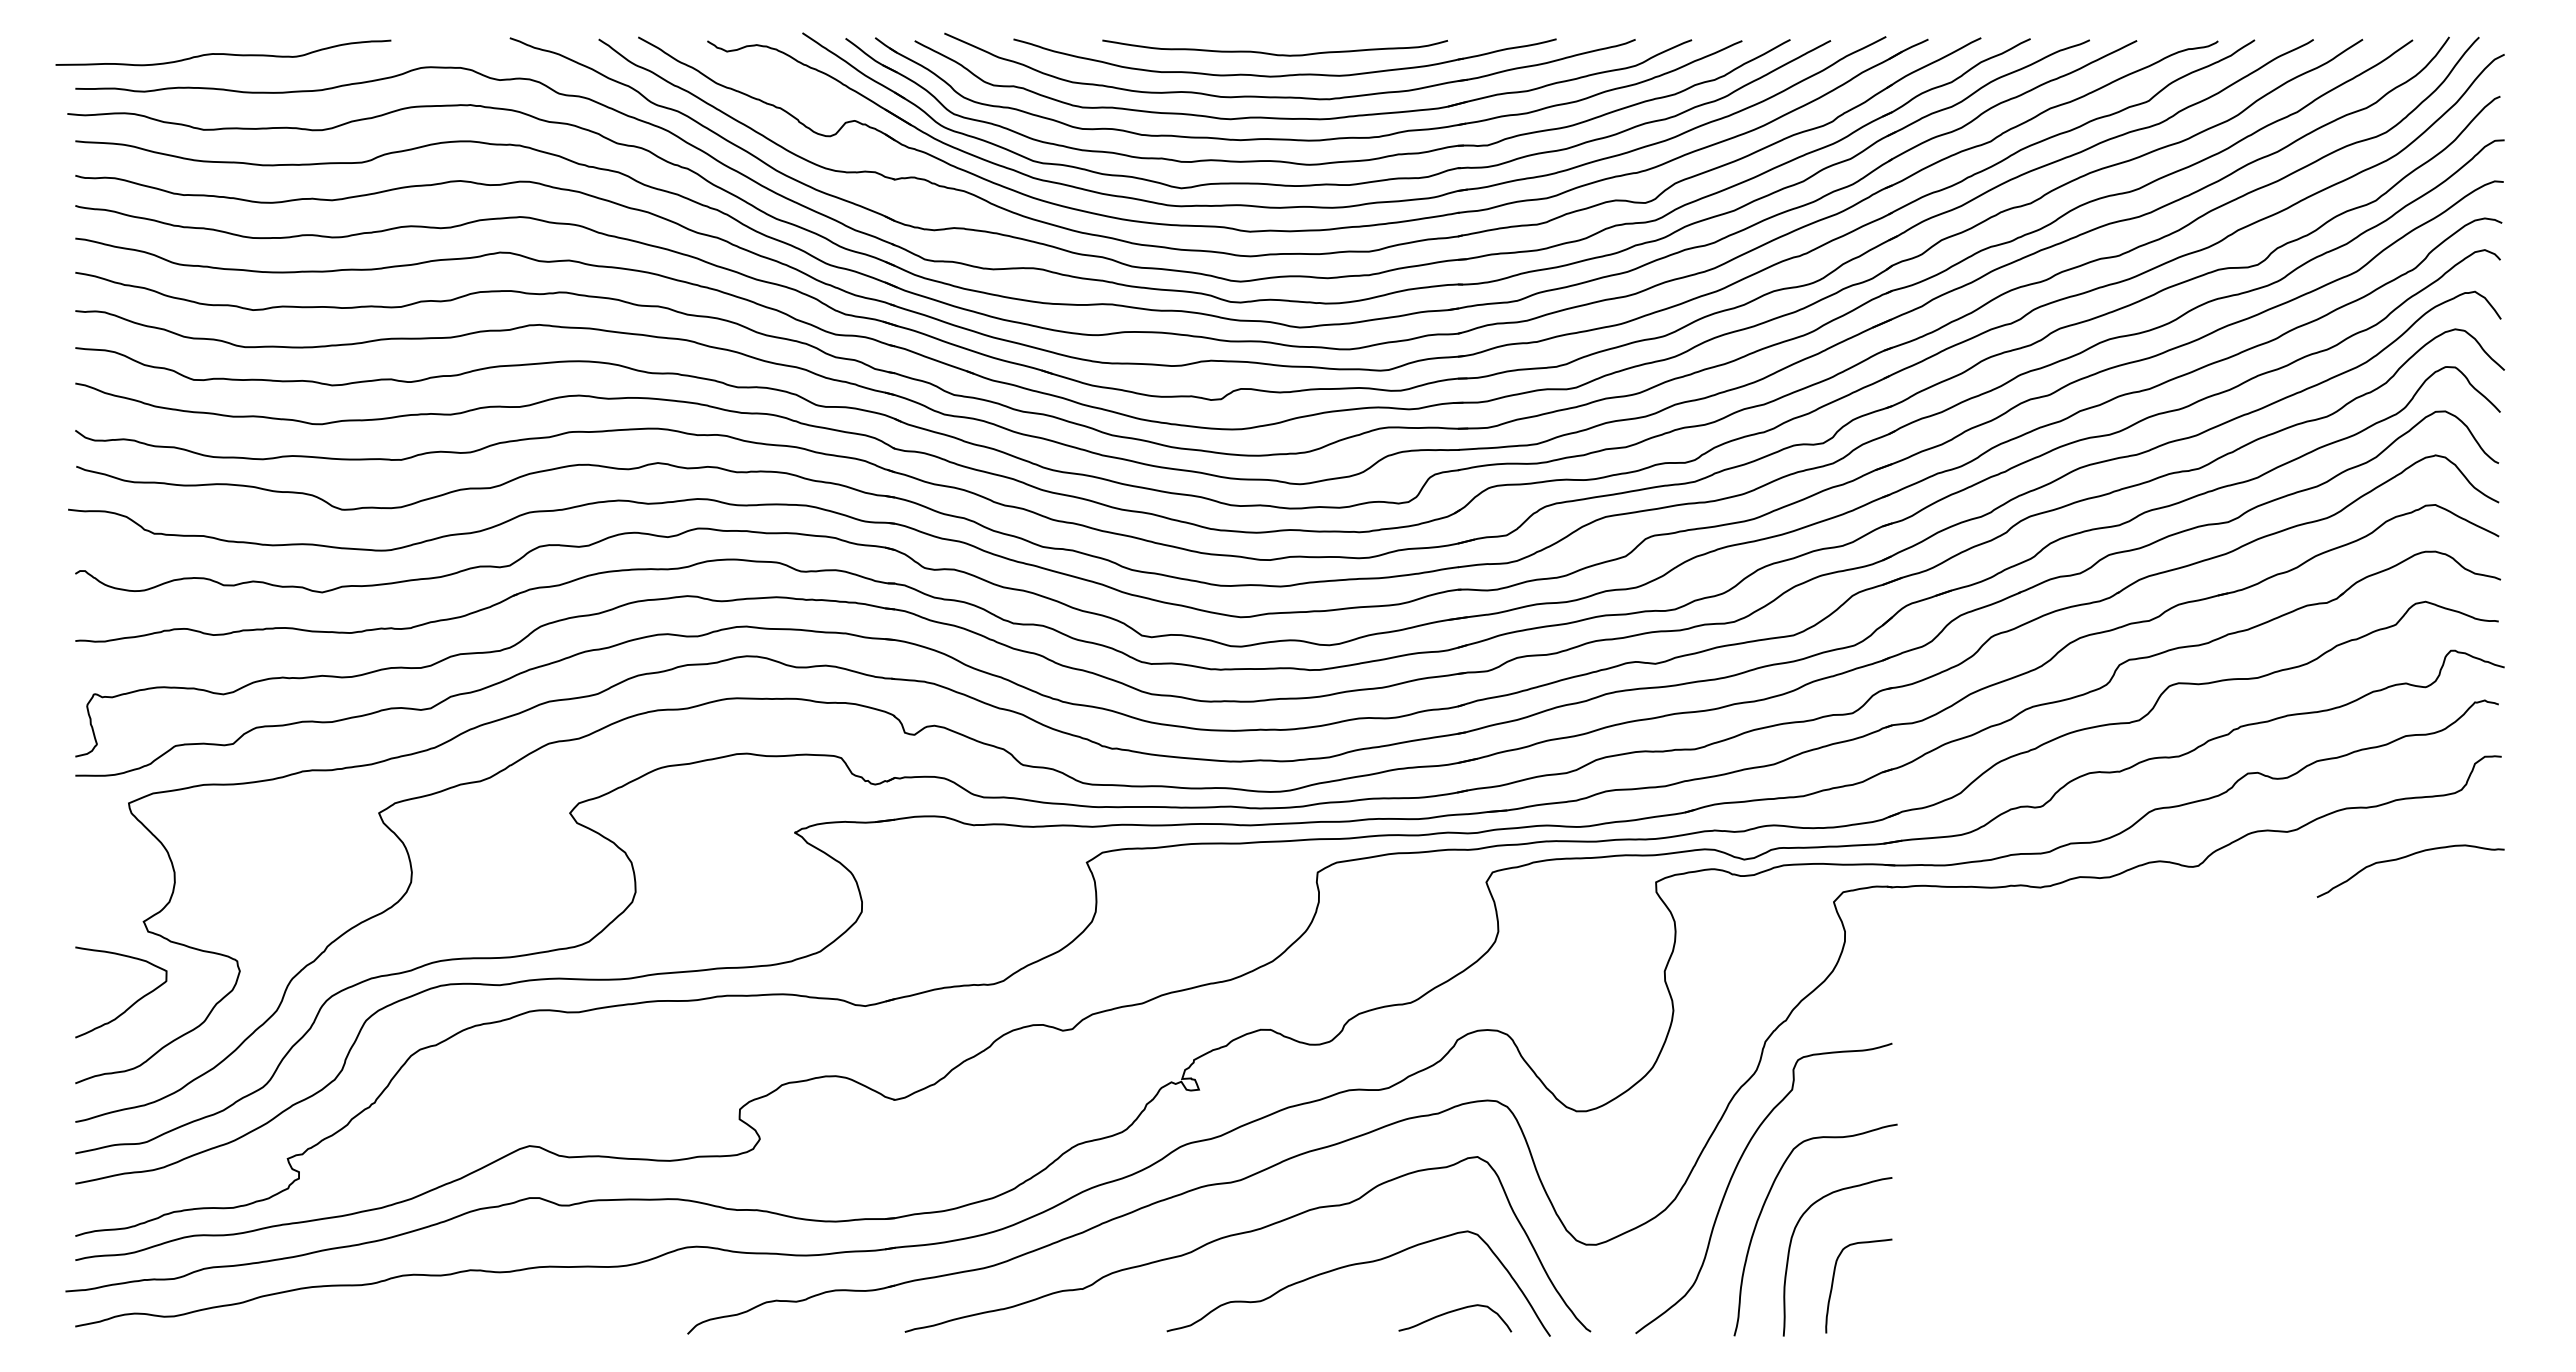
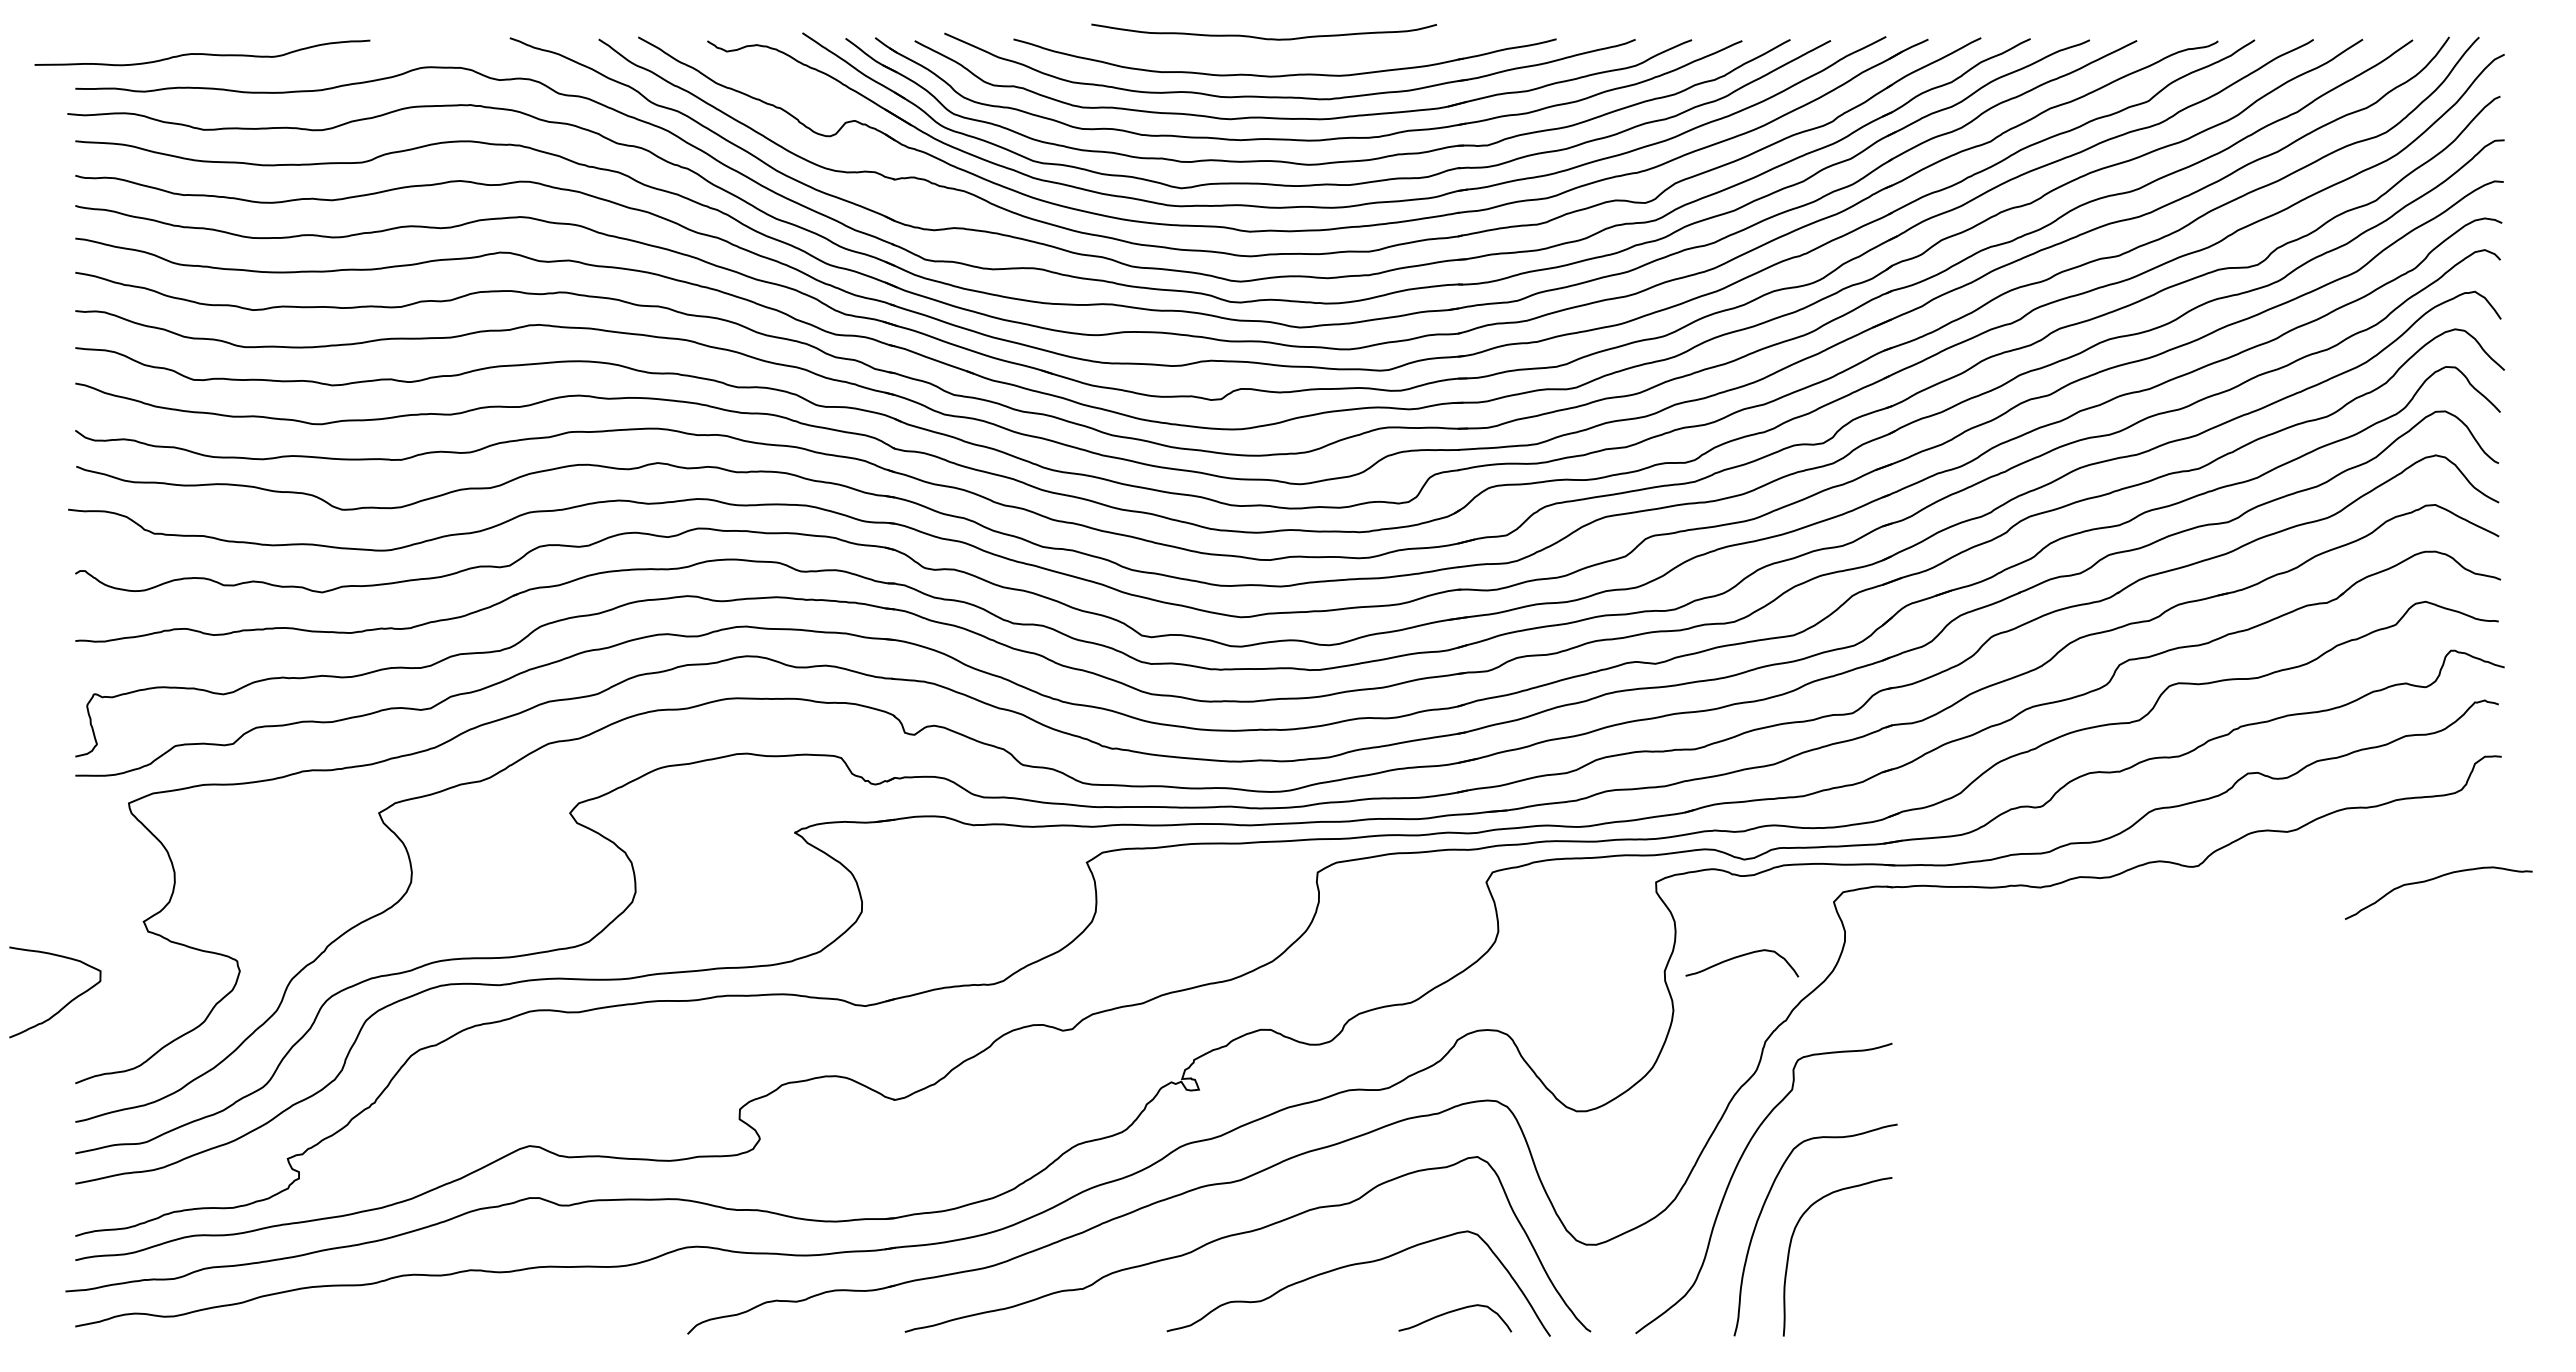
curve position: (223, 53) -> (202, 53) (202, 53)
curve position: (1274, 53) -> (1263, 37) (1263, 37)
curve position: (2407, 857) -> (2435, 879) (2435, 879)
curve: none -> present (1739, 957)
curve position: (132, 1003) -> (66, 1003) (66, 1003)
curve: present -> none (1834, 1278)
